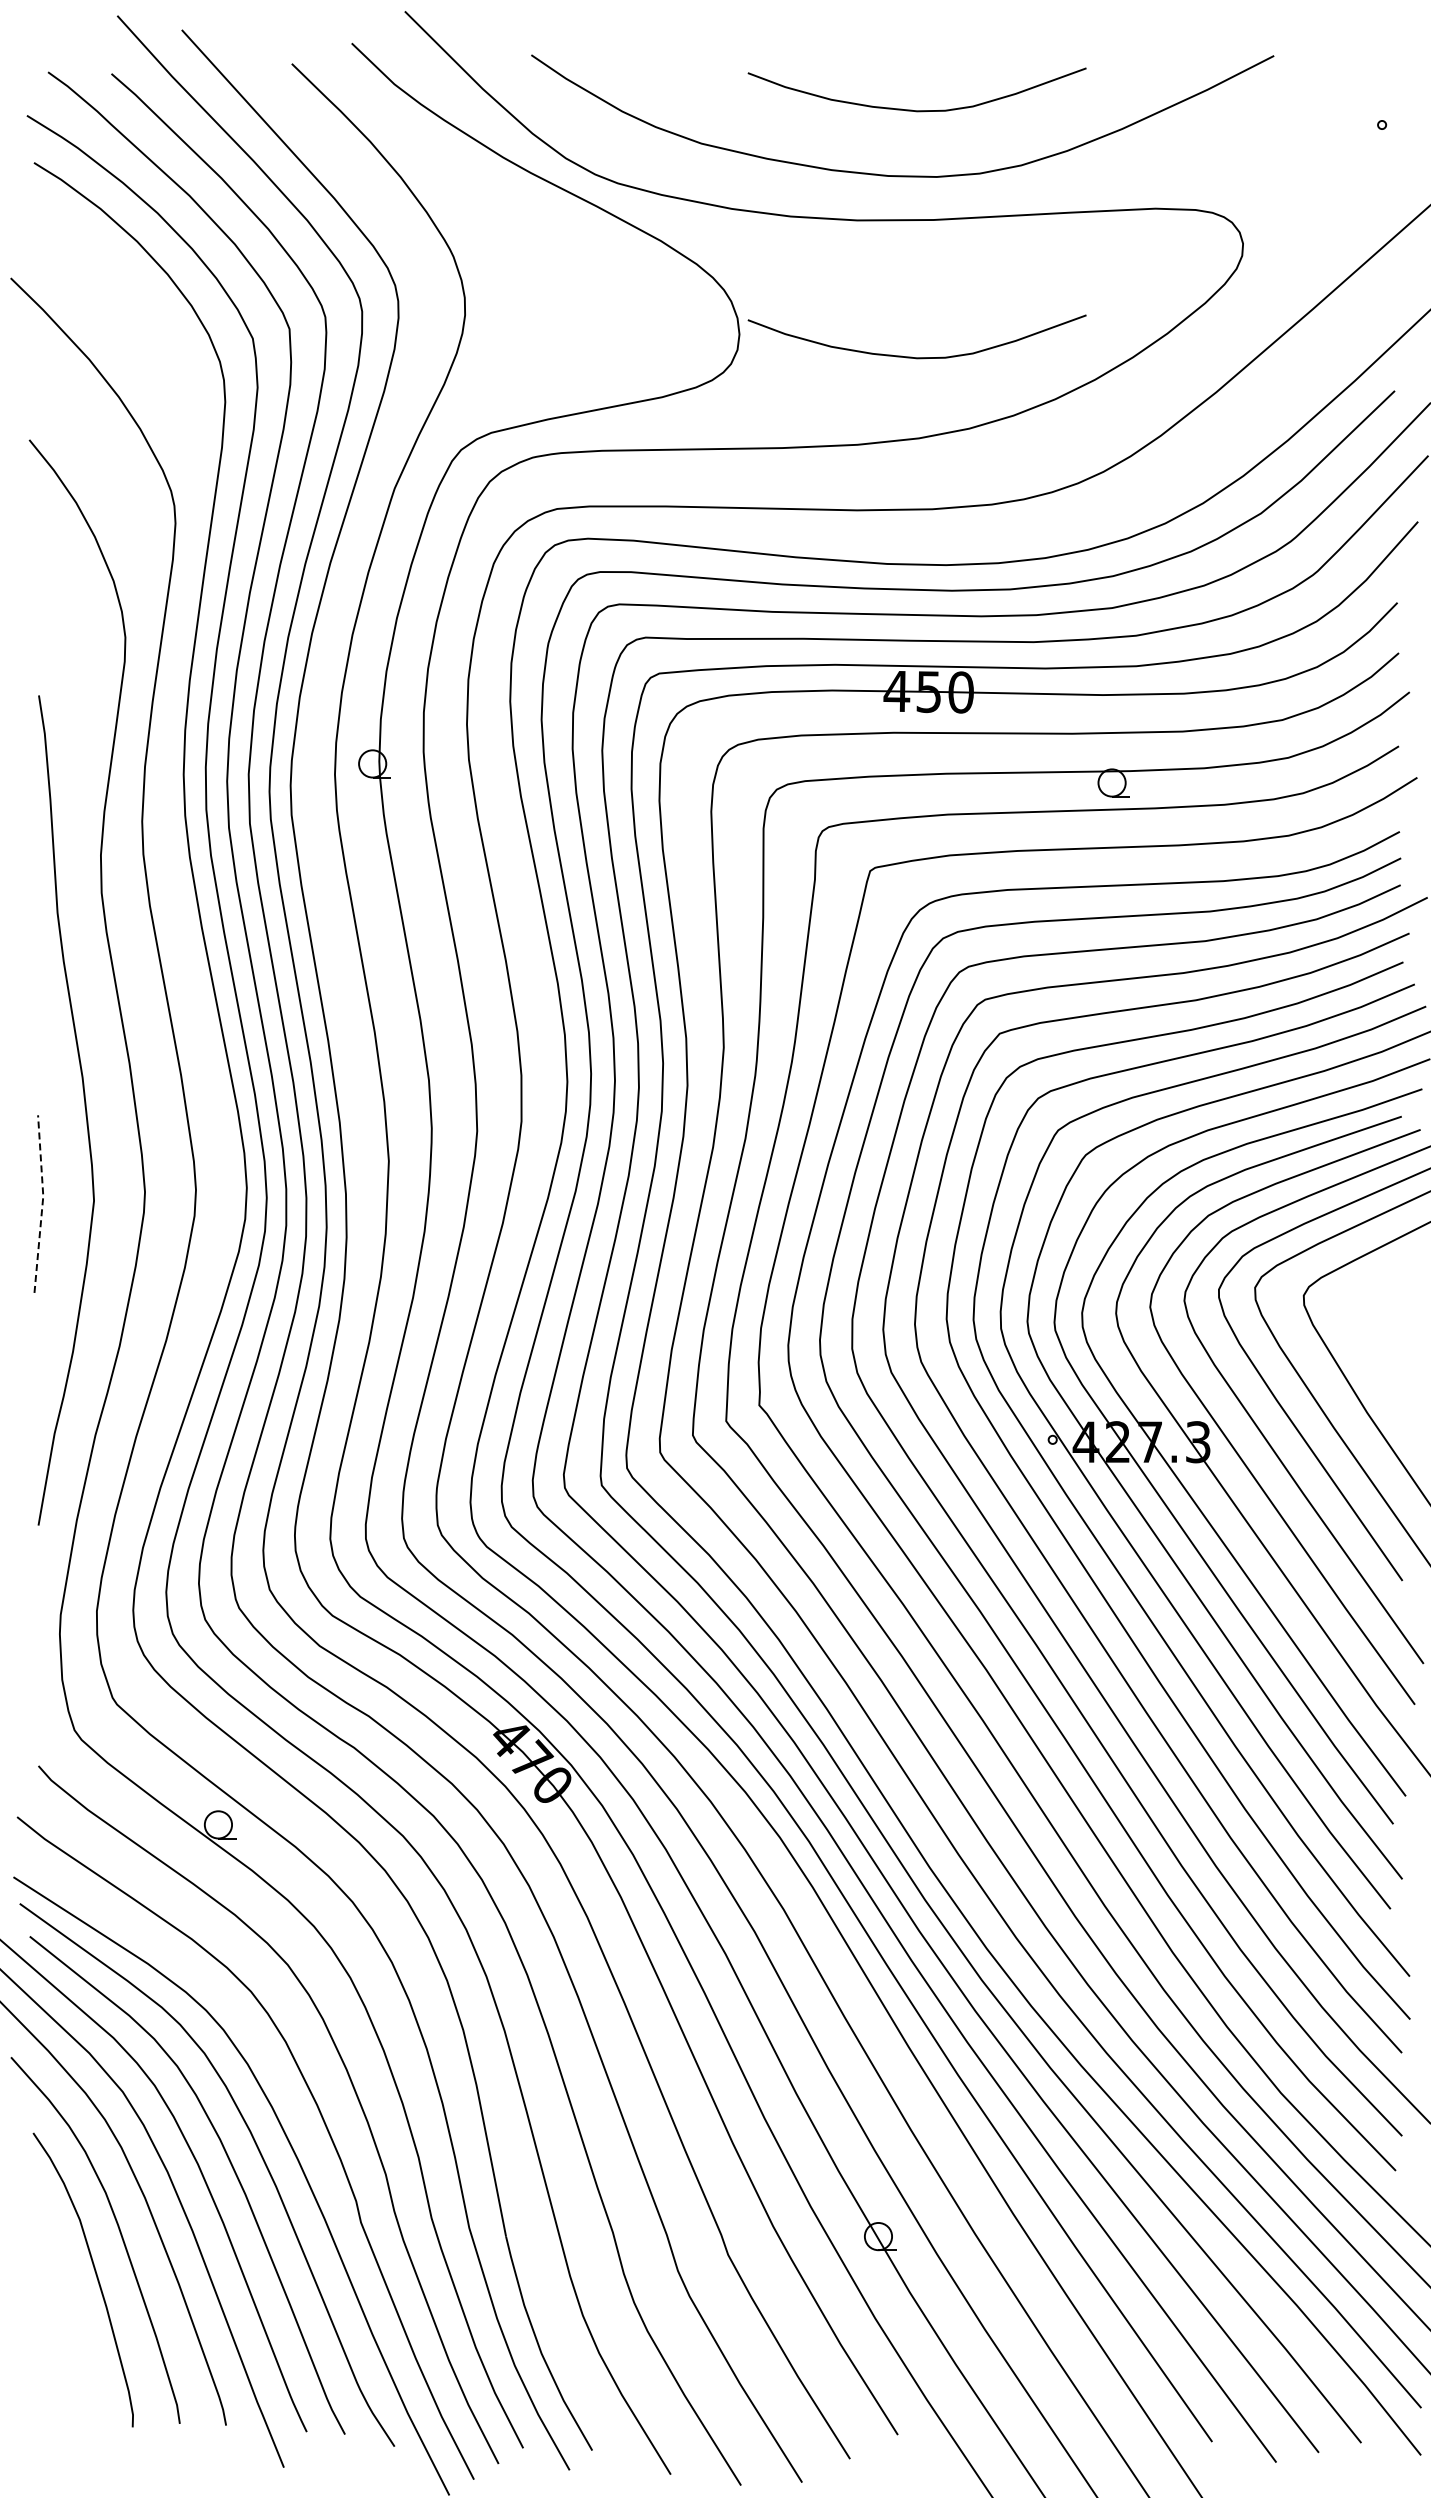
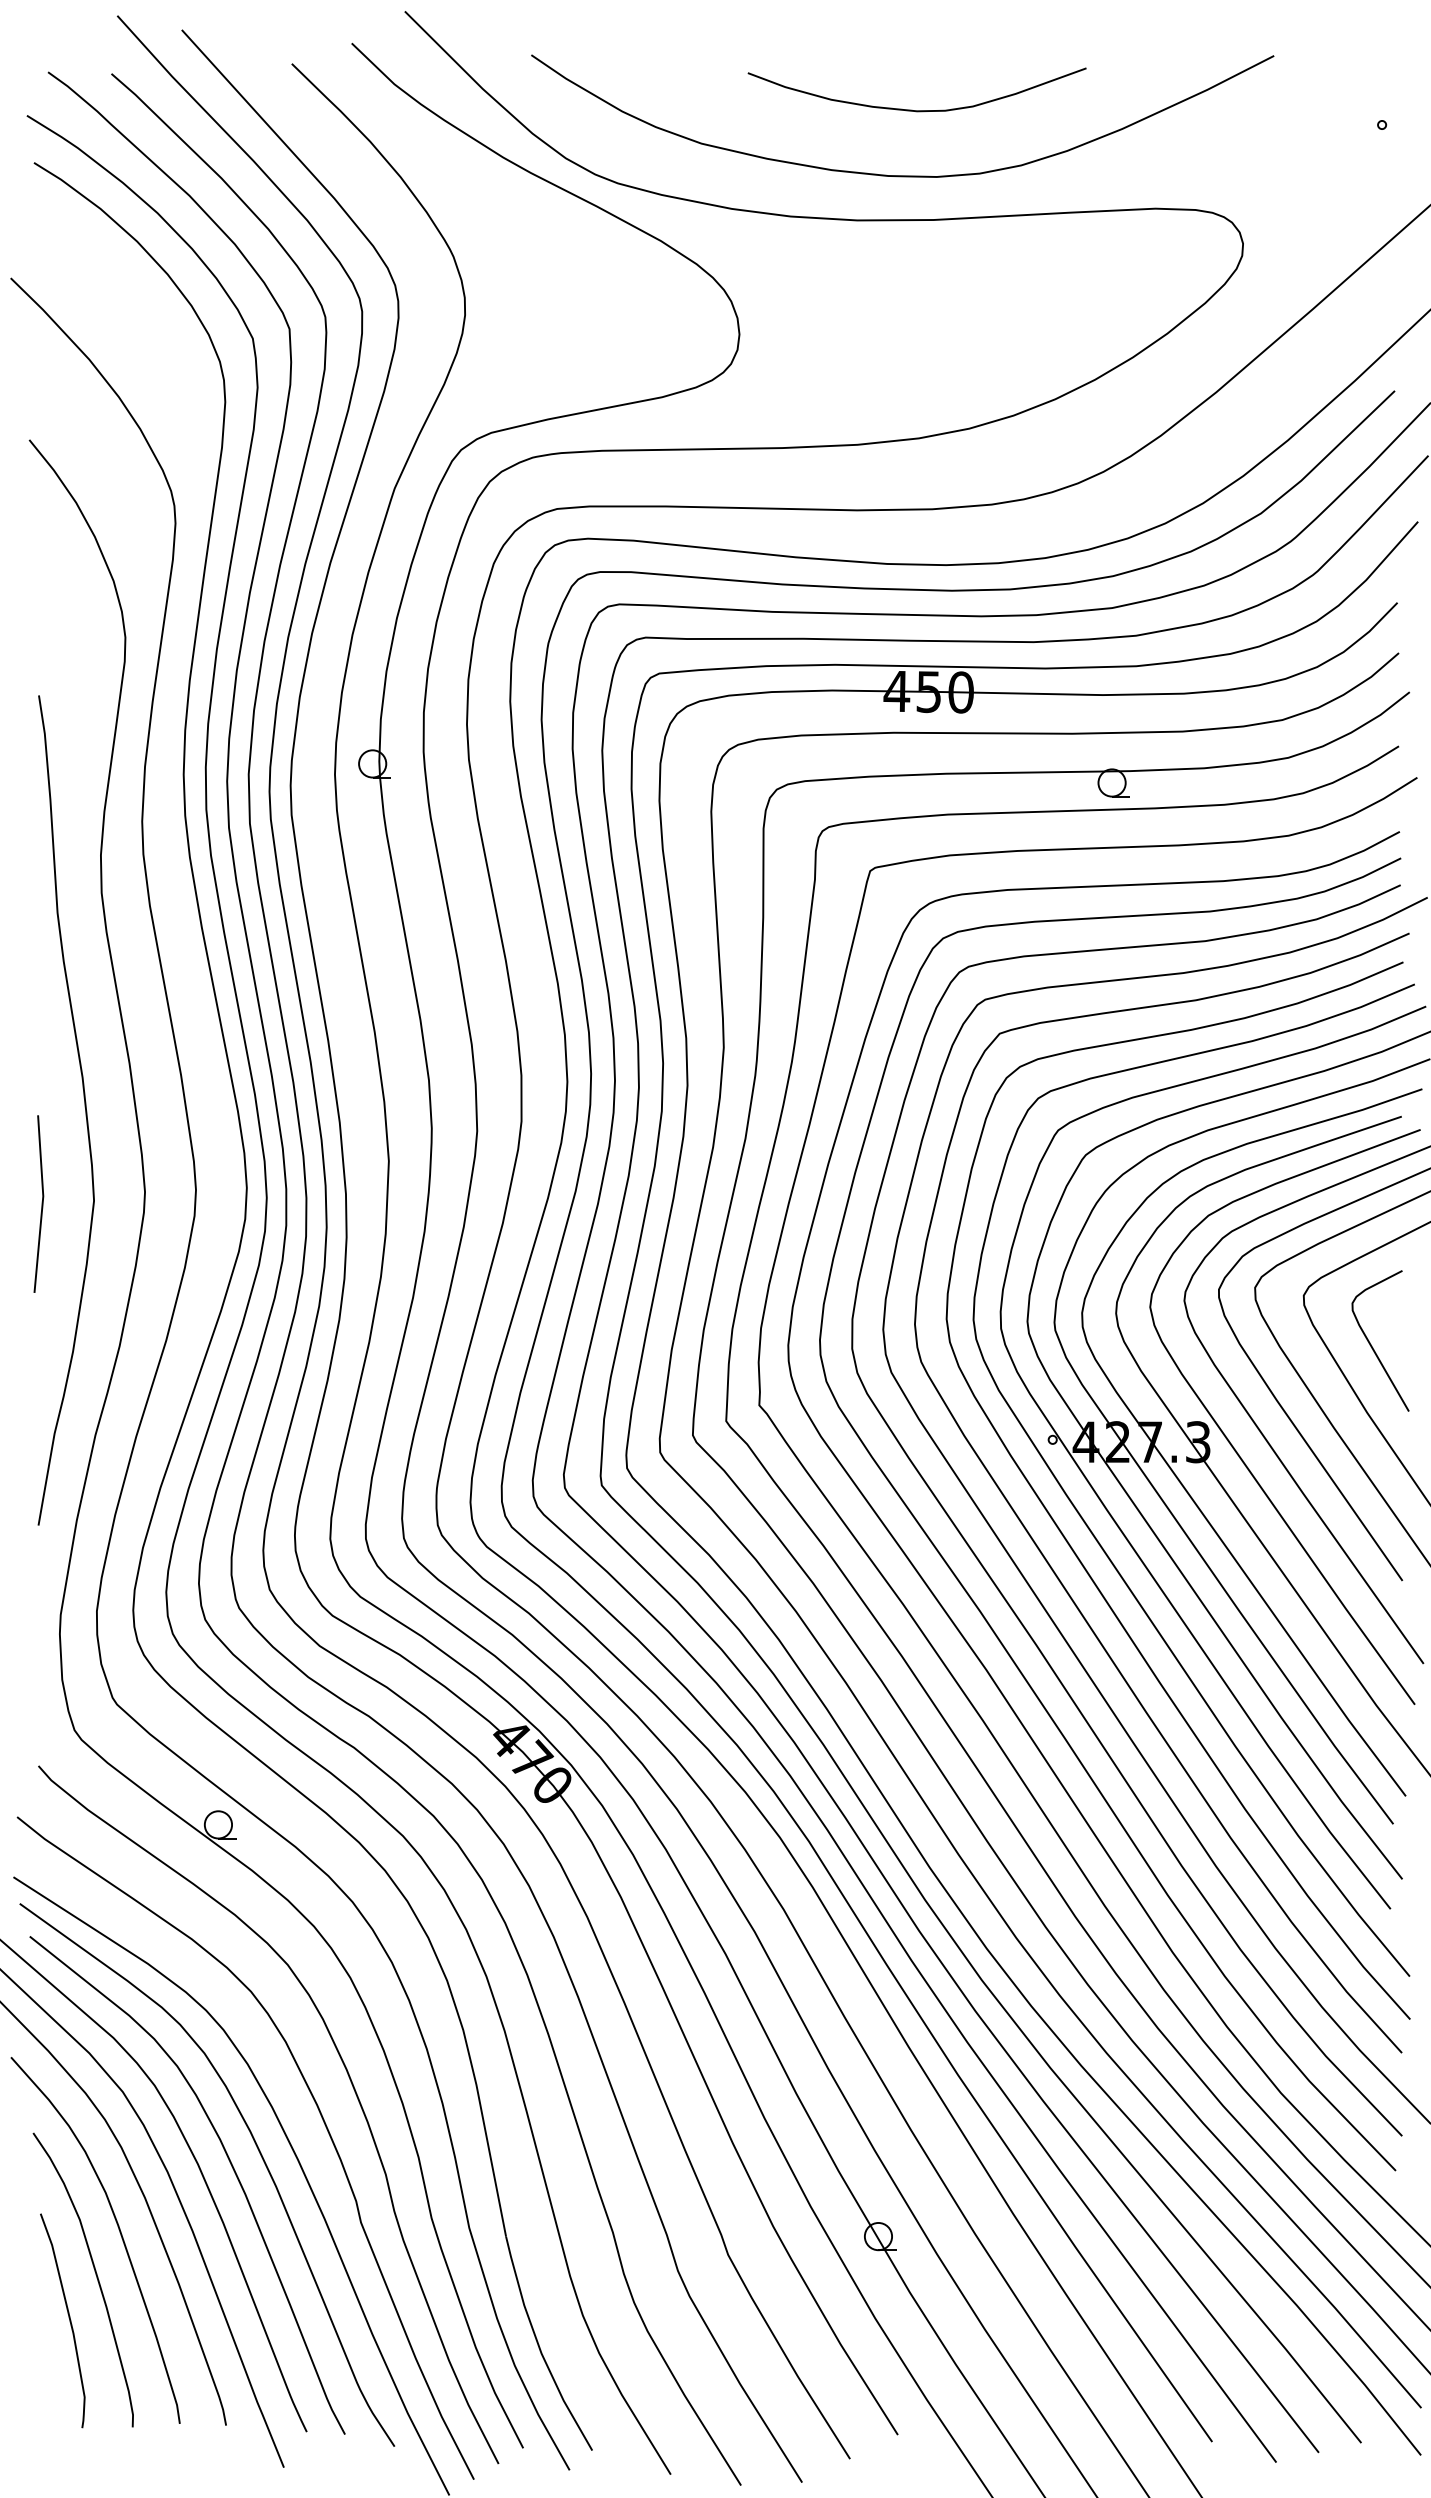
curve: present -> none (911, 356)
line: dashed -> solid (42, 1203)
curve: none -> present (1371, 1344)
curve: none -> present (68, 2318)
